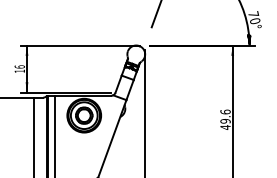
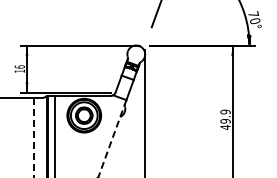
text: 49.6 -> 49.9 (225, 111)
line: solid -> dashed (33, 137)
line: solid -> dashed (112, 139)
